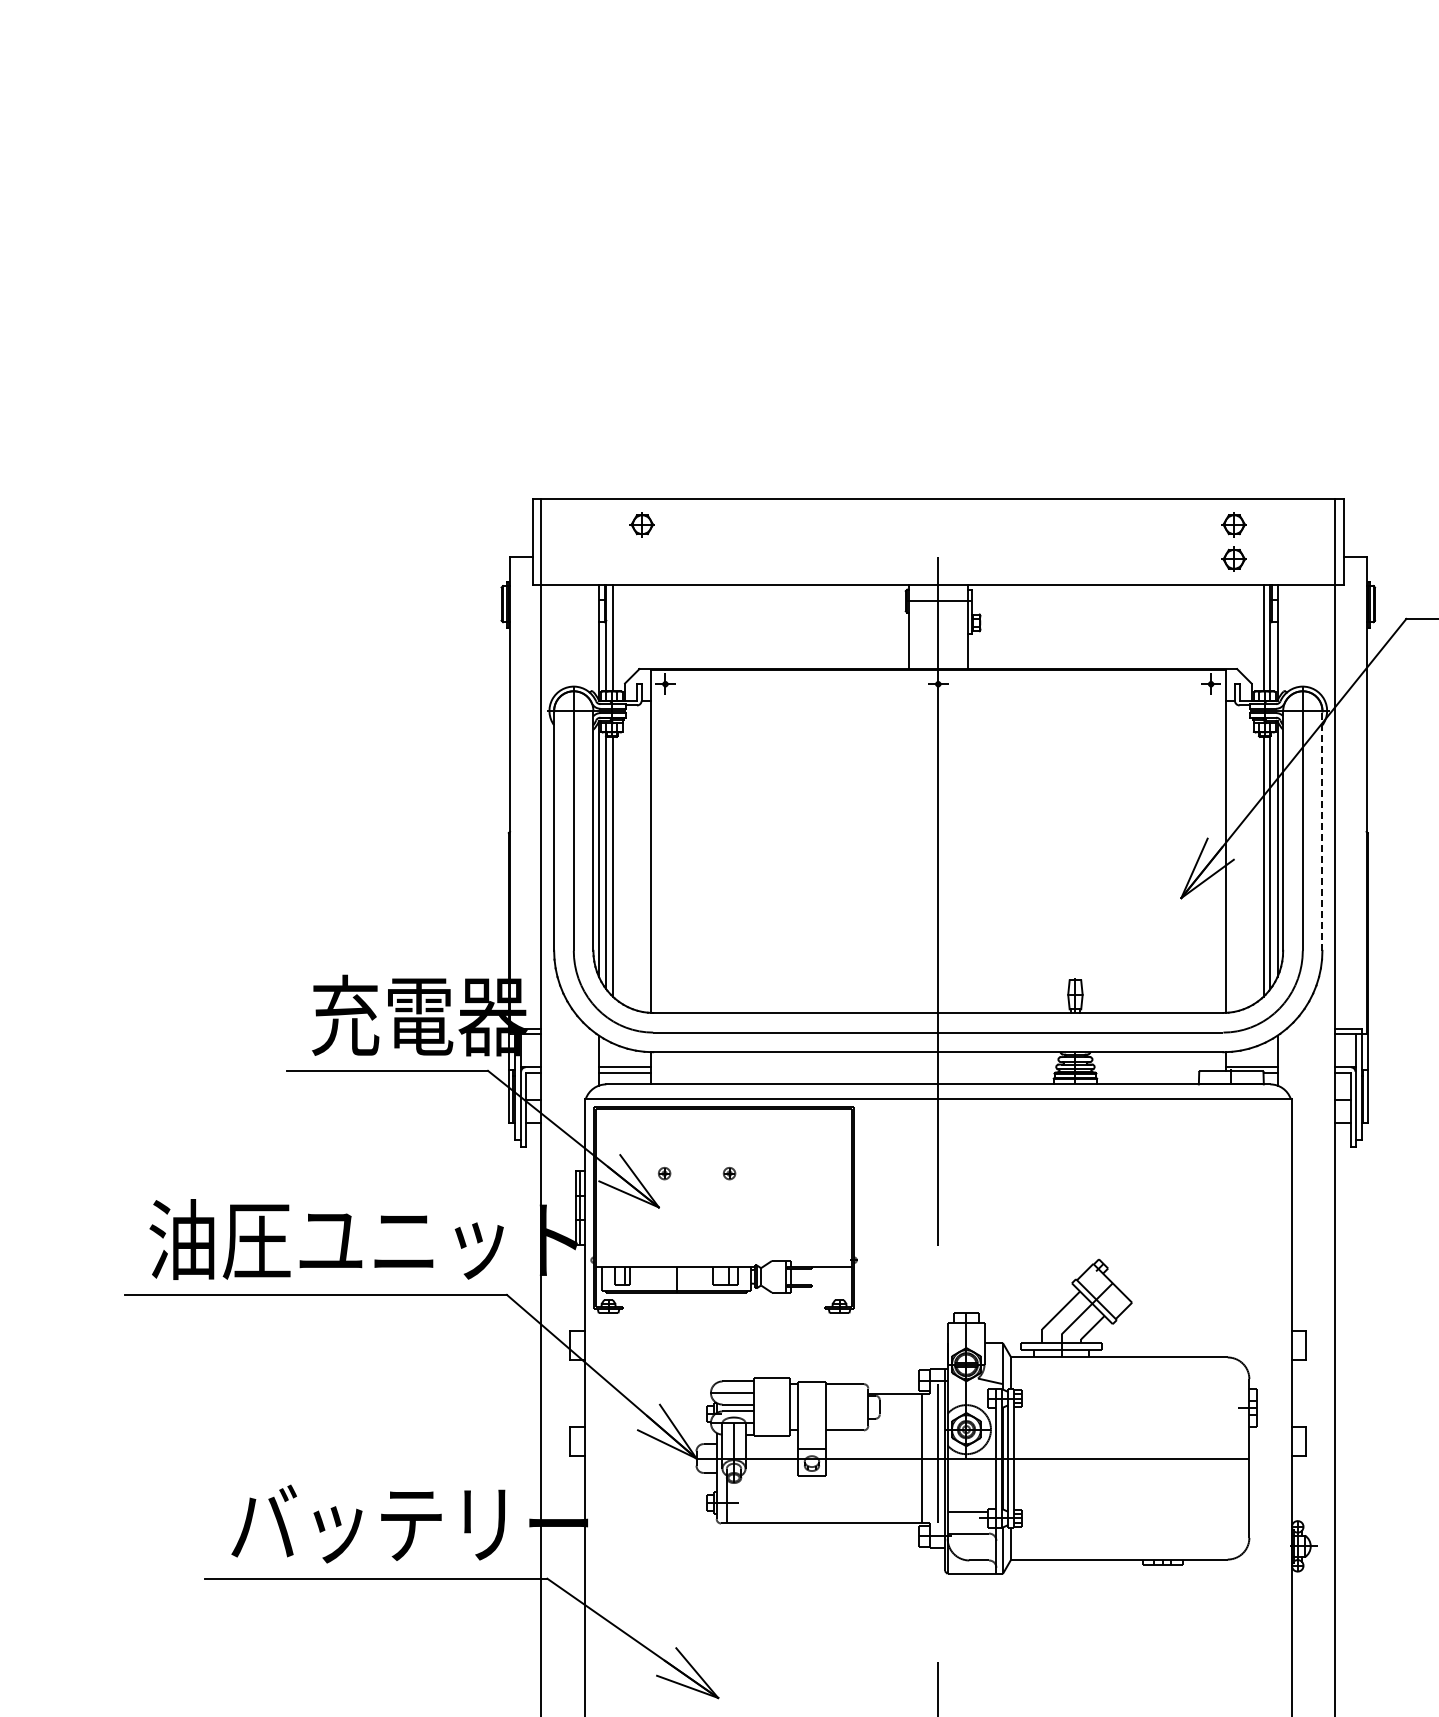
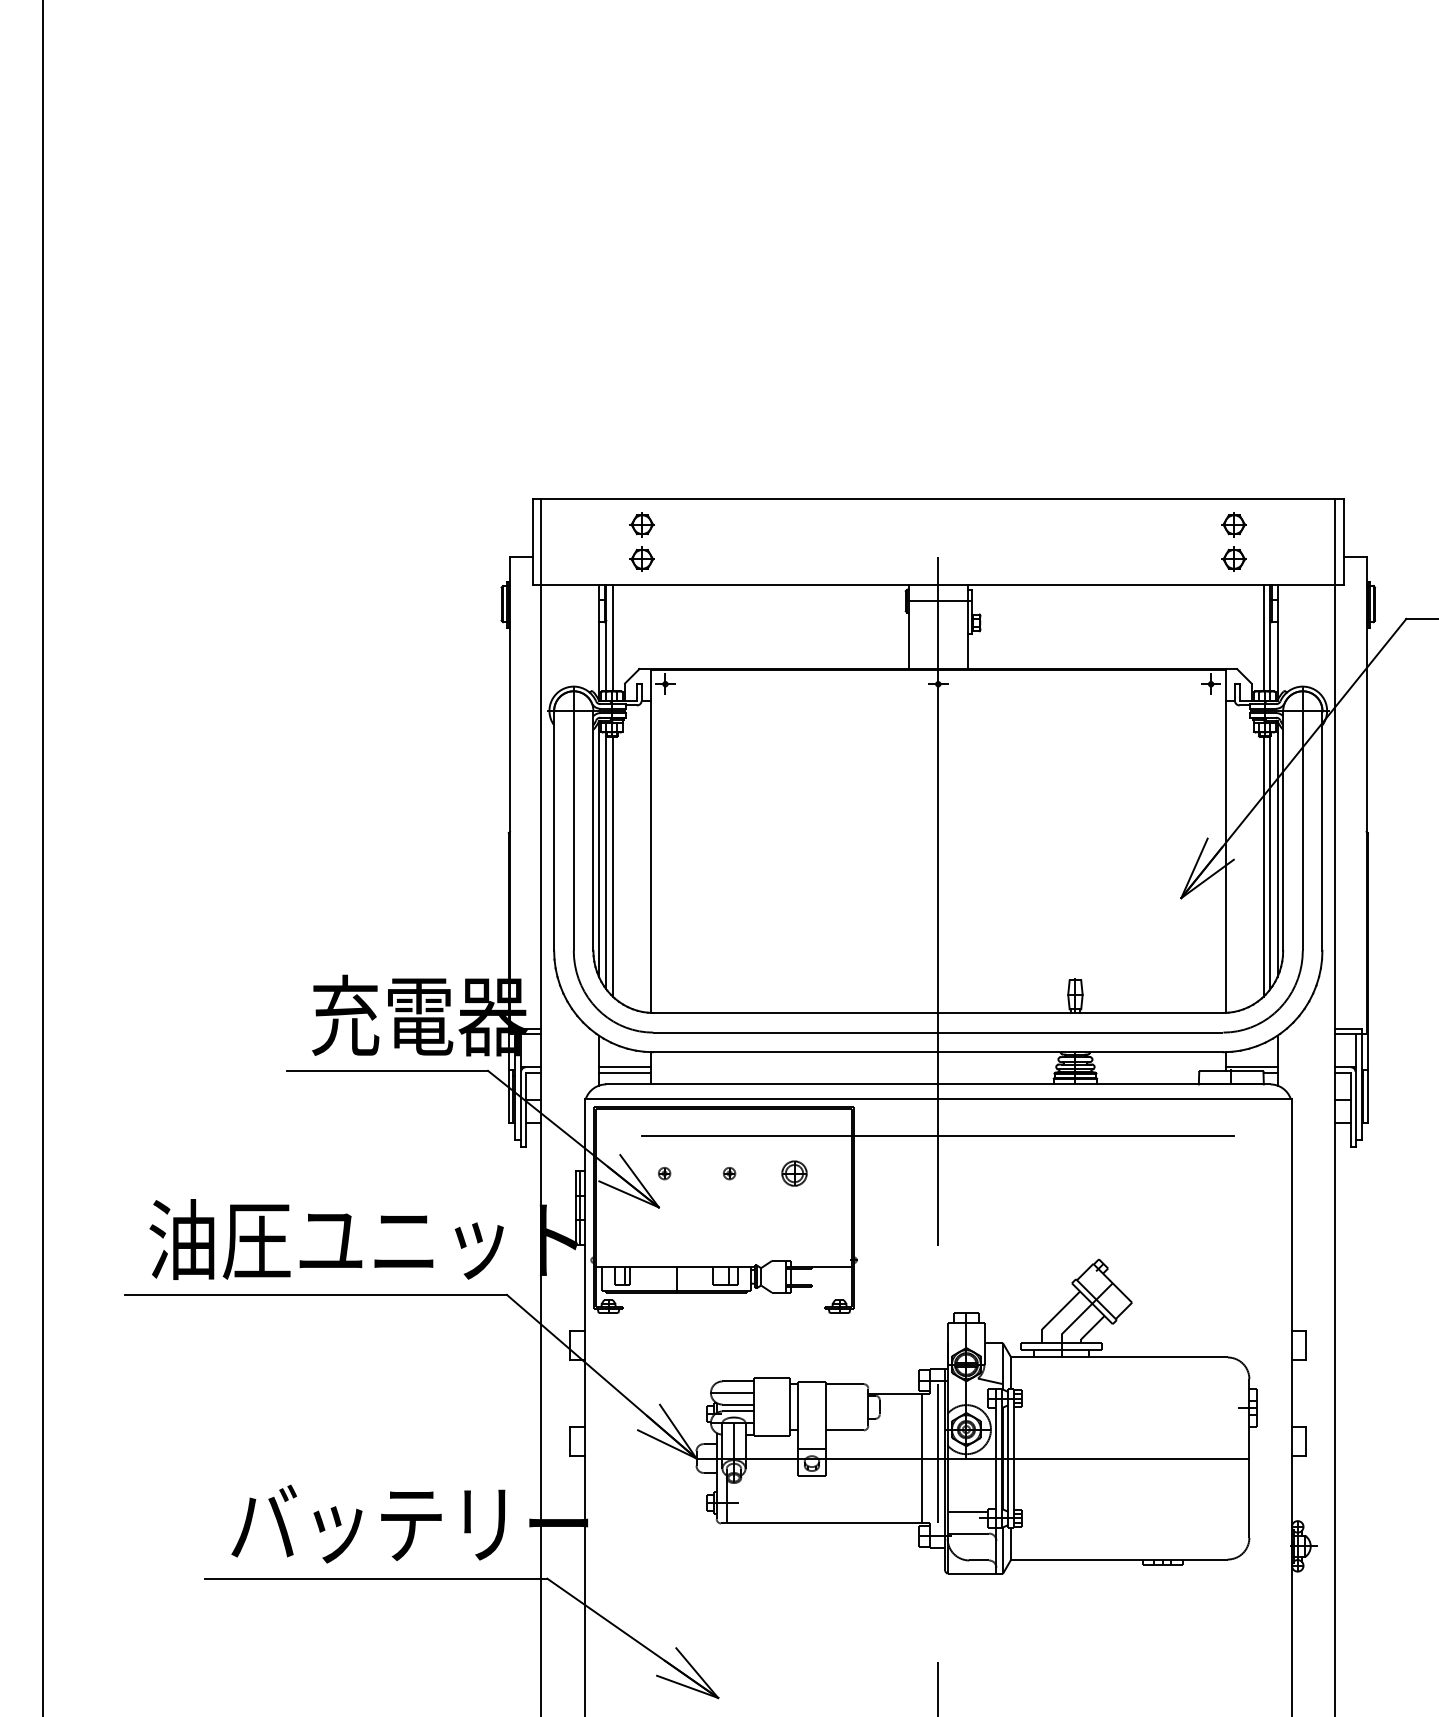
part: none -> present (641, 558)
line: dashed -> solid (1322, 830)
line: none -> present (43, 857)
line: none -> present (938, 1135)
part: none -> present (794, 1173)
